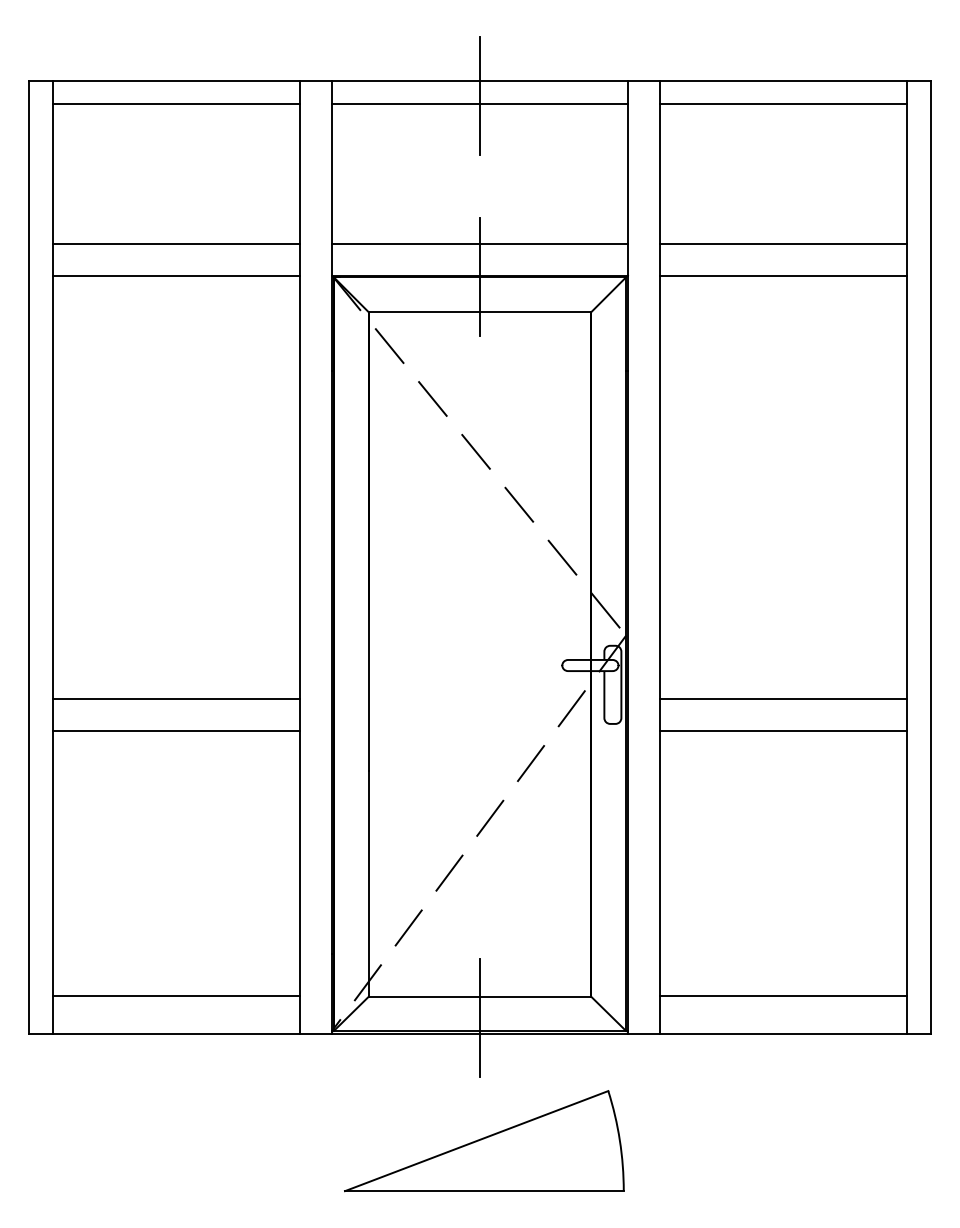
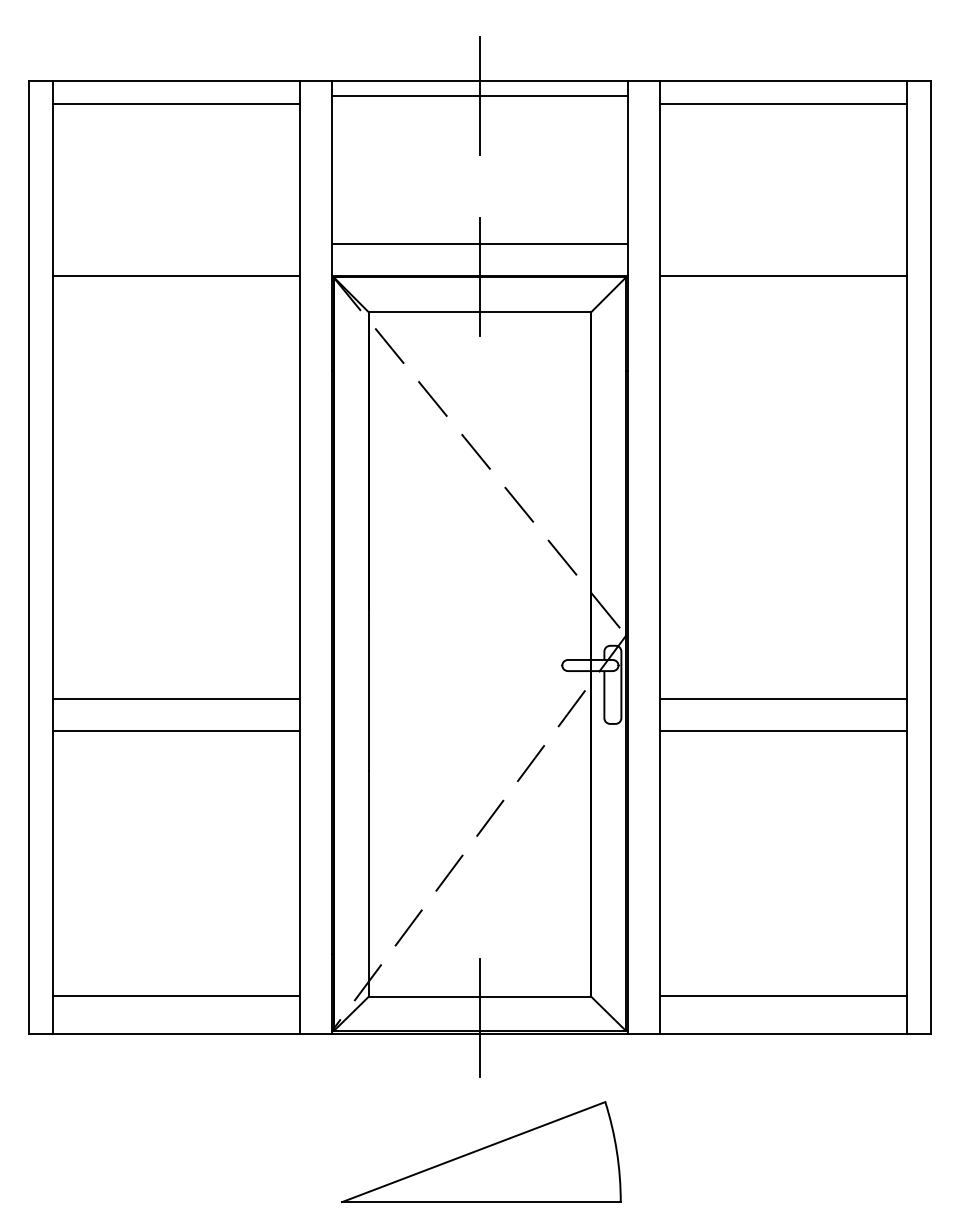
line position: (479, 104) -> (479, 96) (479, 96)
line: present -> none (176, 243)
line: present -> none (783, 243)
part position: (484, 1141) -> (481, 1152) (481, 1152)
